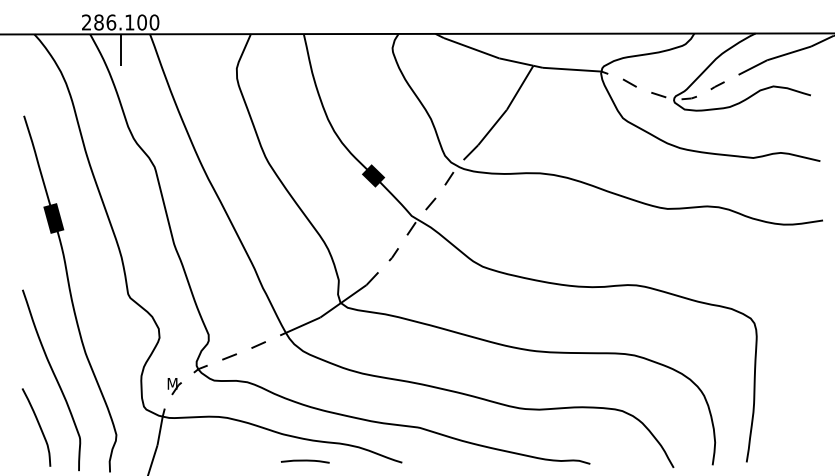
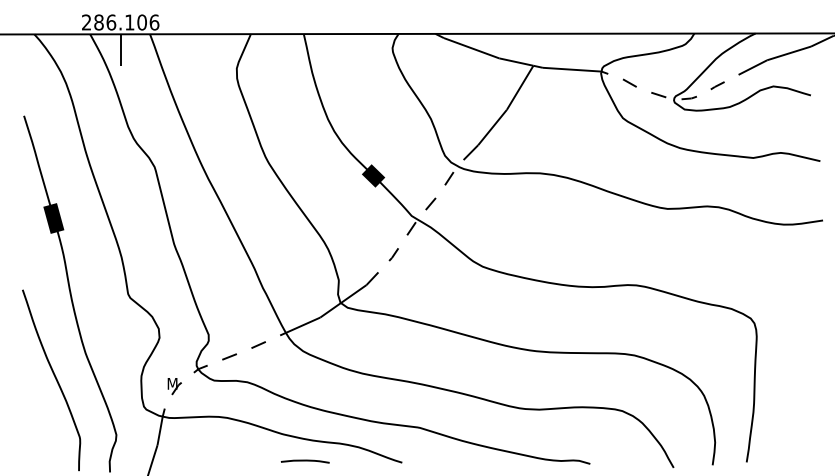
text: 286.100 -> 286.106 (154, 22)
curve: present -> none (38, 425)
